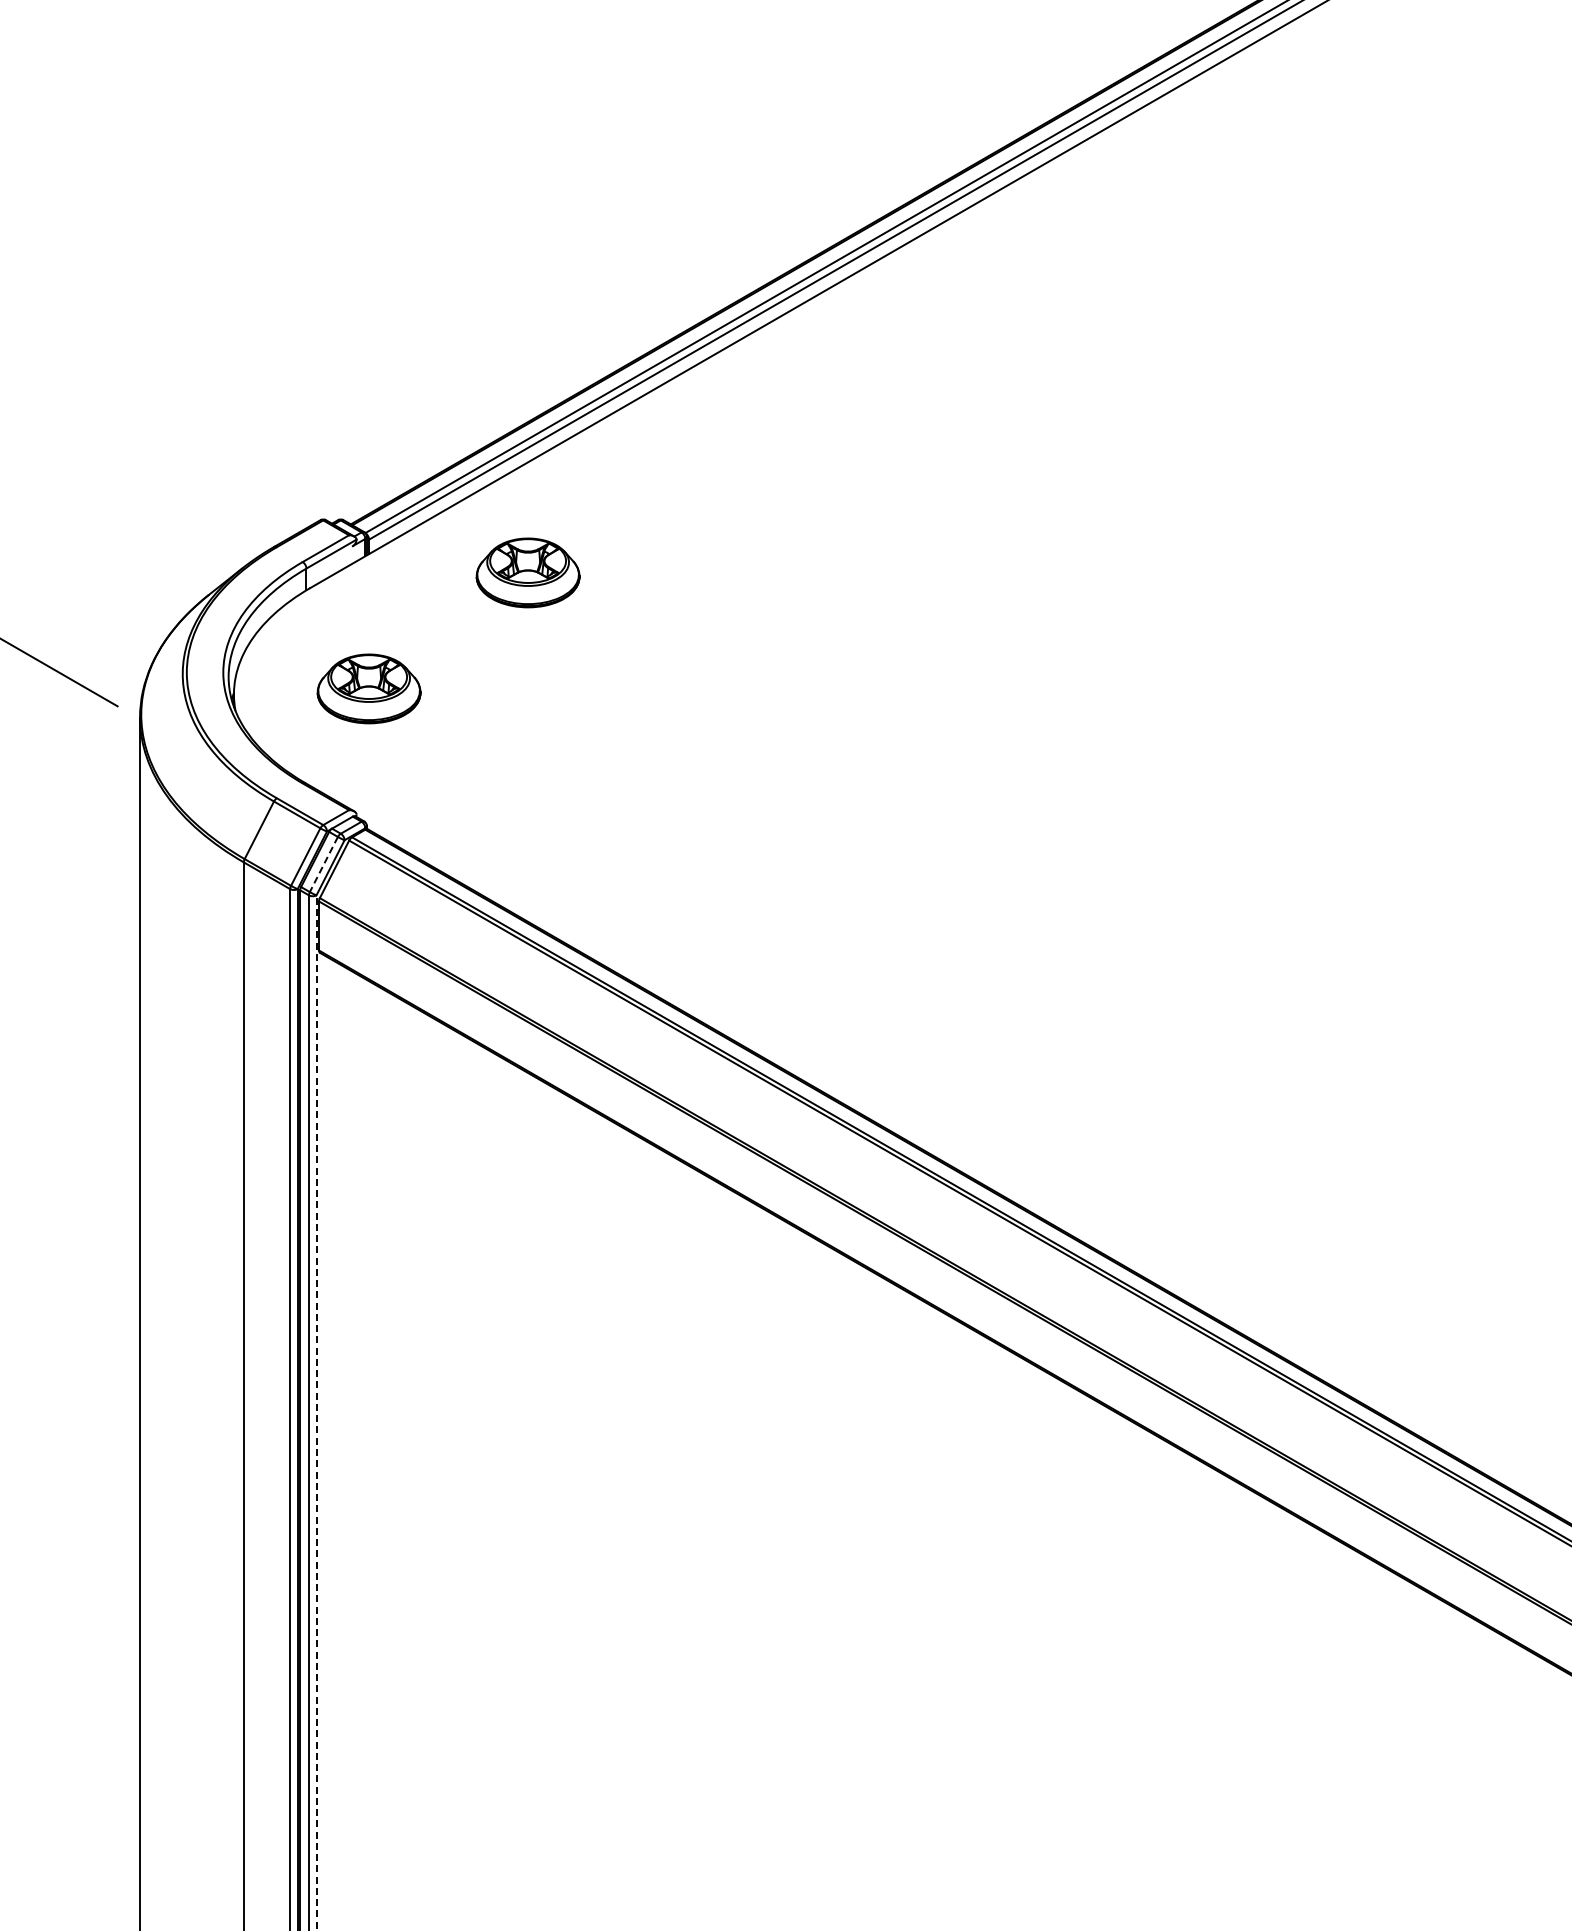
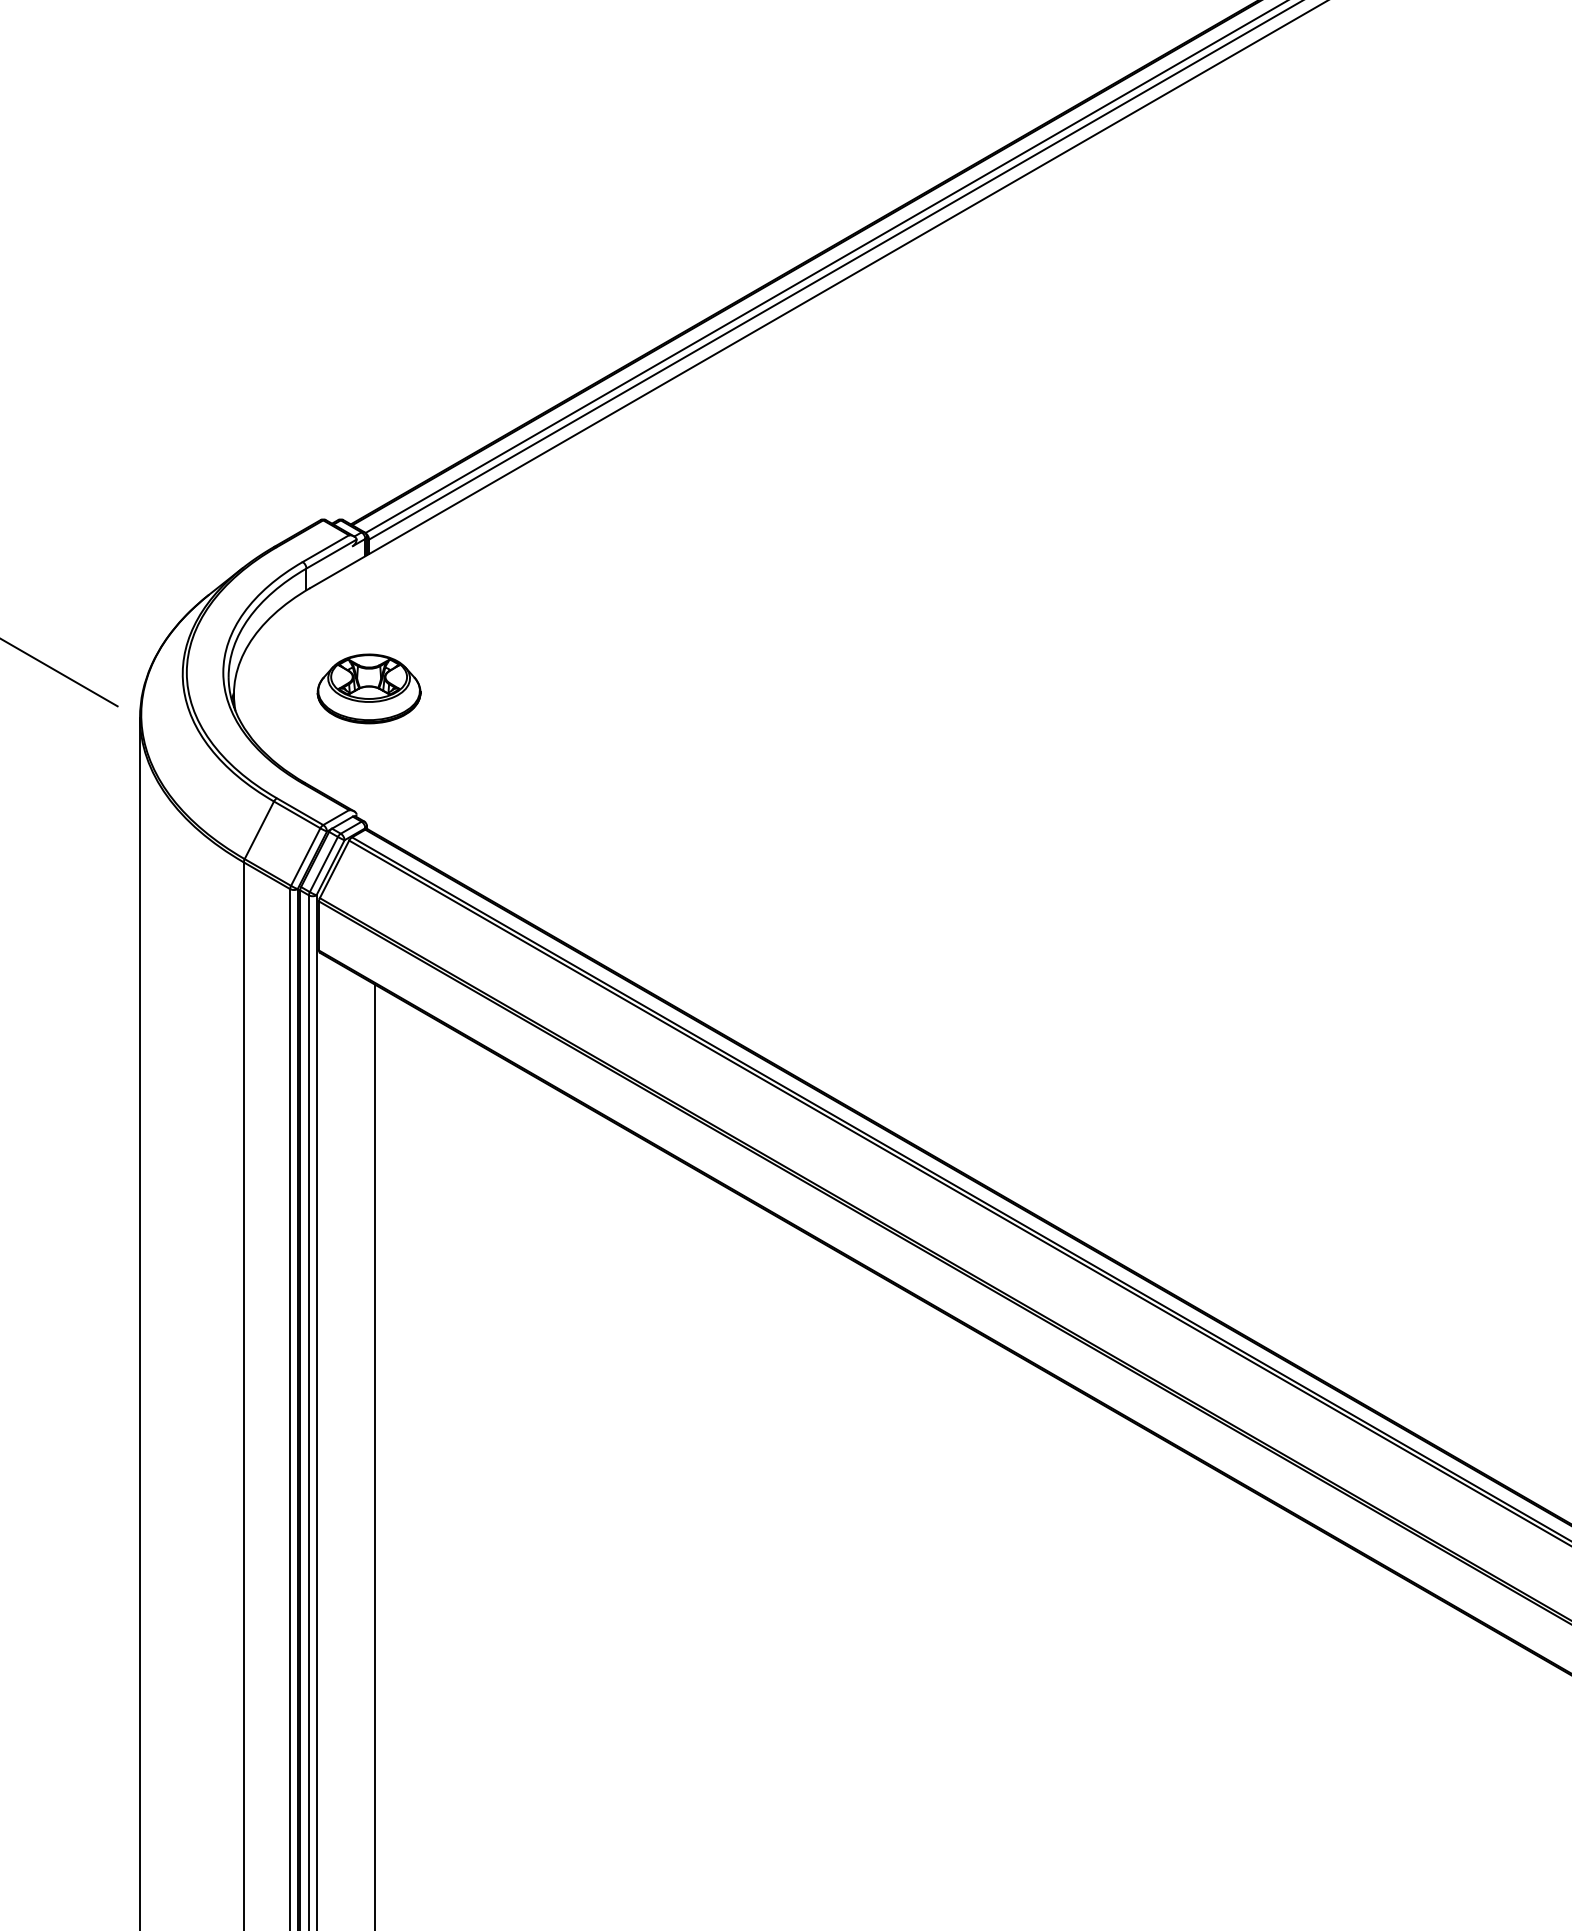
part: present -> none (527, 572)
line: dashed -> solid (323, 864)
line: dashed -> solid (316, 1413)
line: none -> present (375, 1455)
